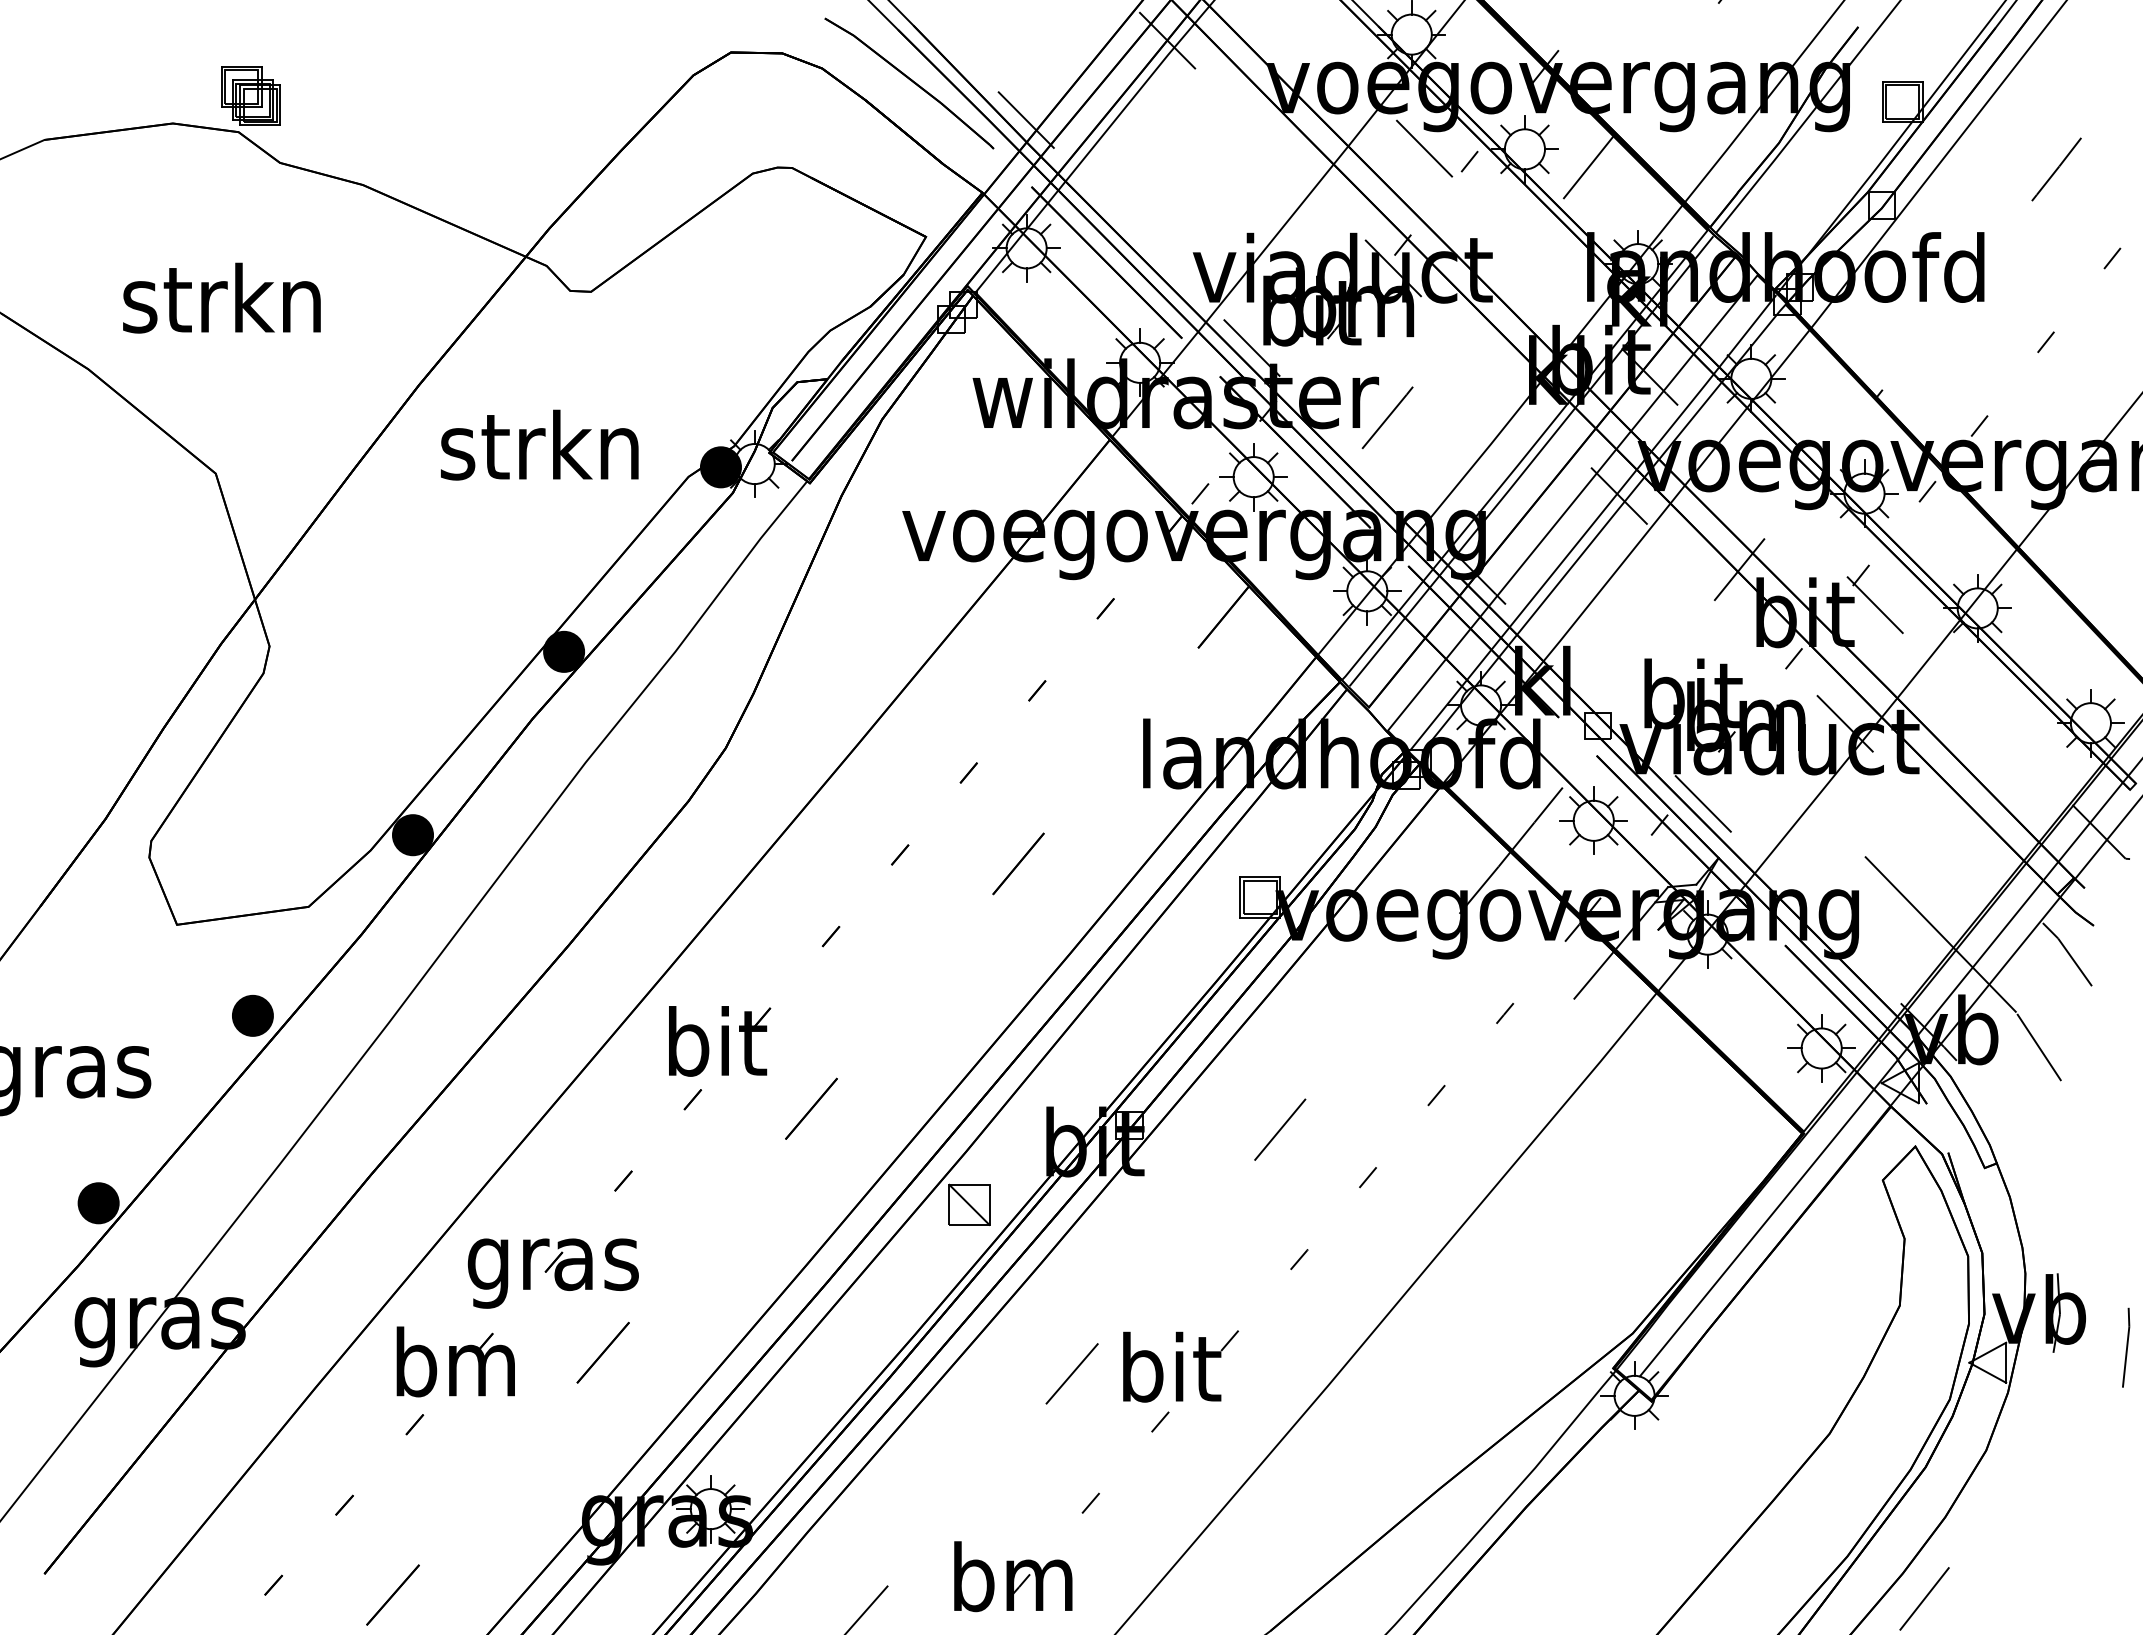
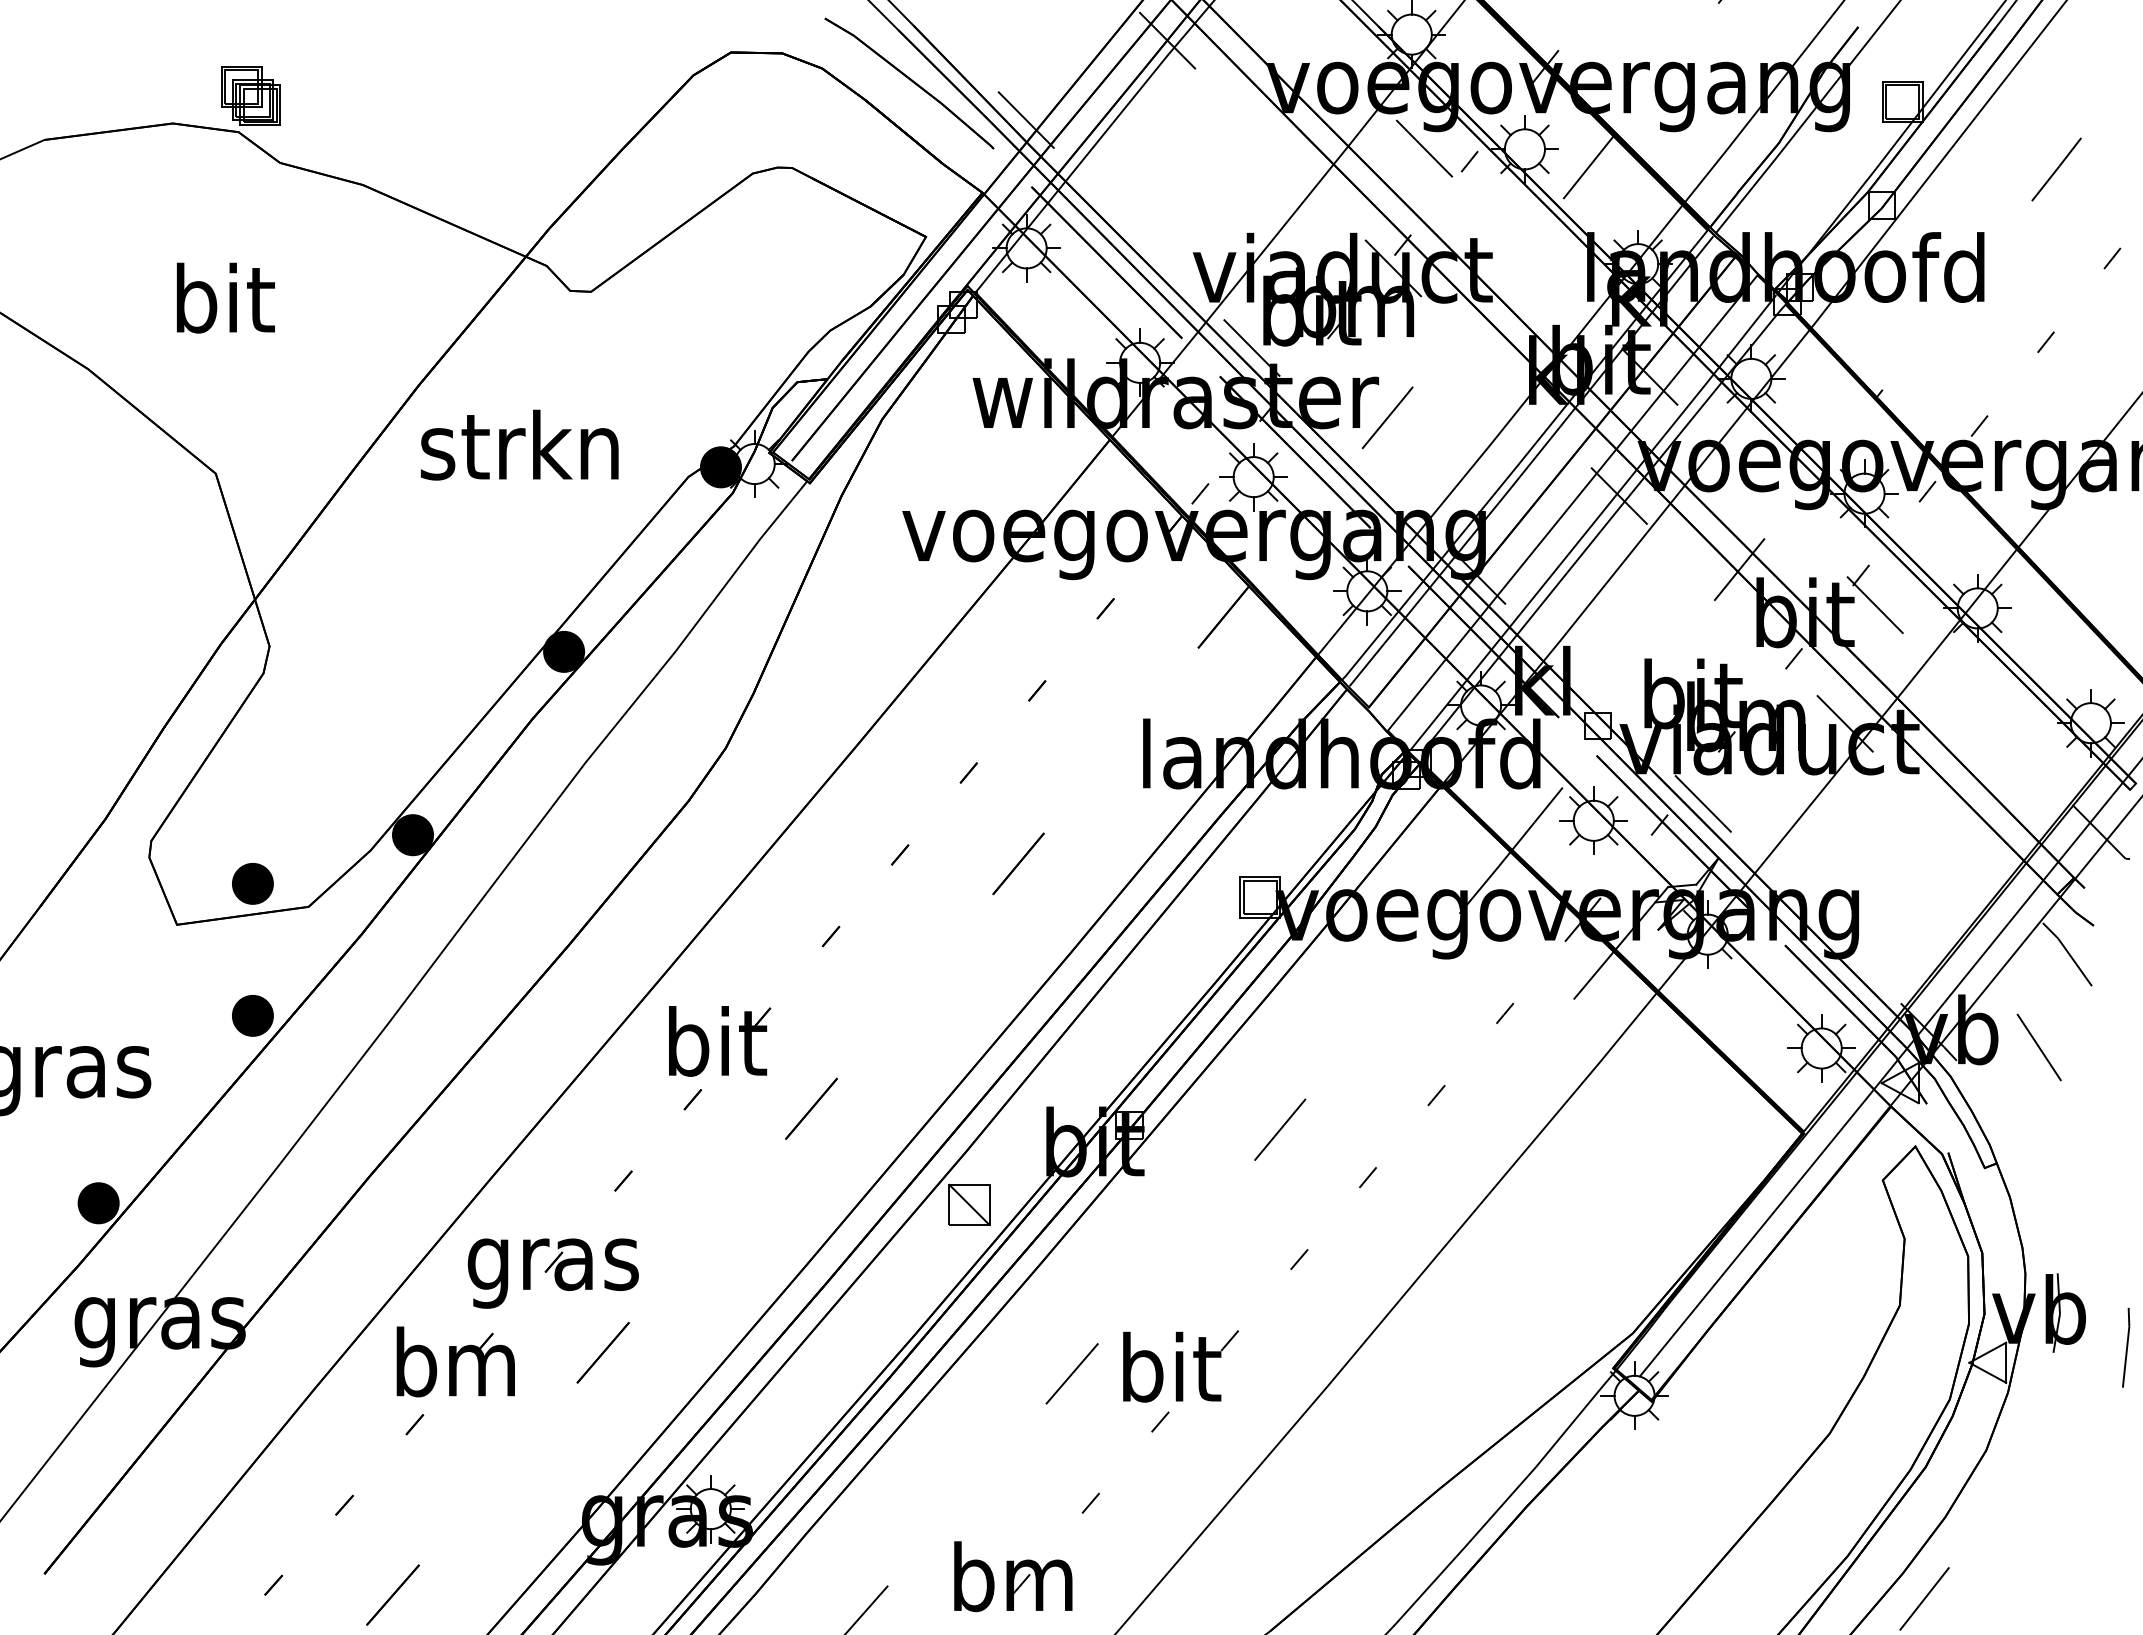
text: strkn -> bit (221, 297)
text position: (539, 444) -> (519, 444) (519, 444)
part: none -> present (252, 883)
line: present -> none (1940, 934)
